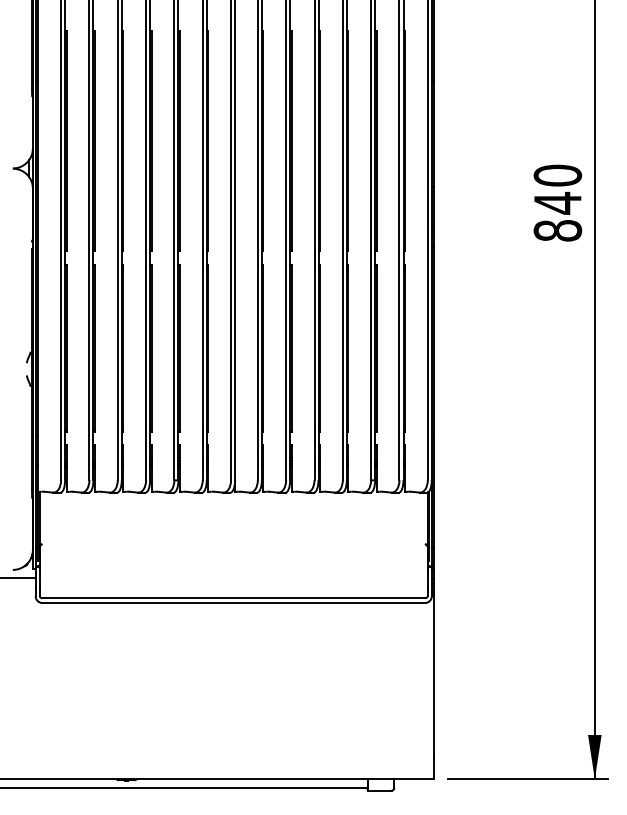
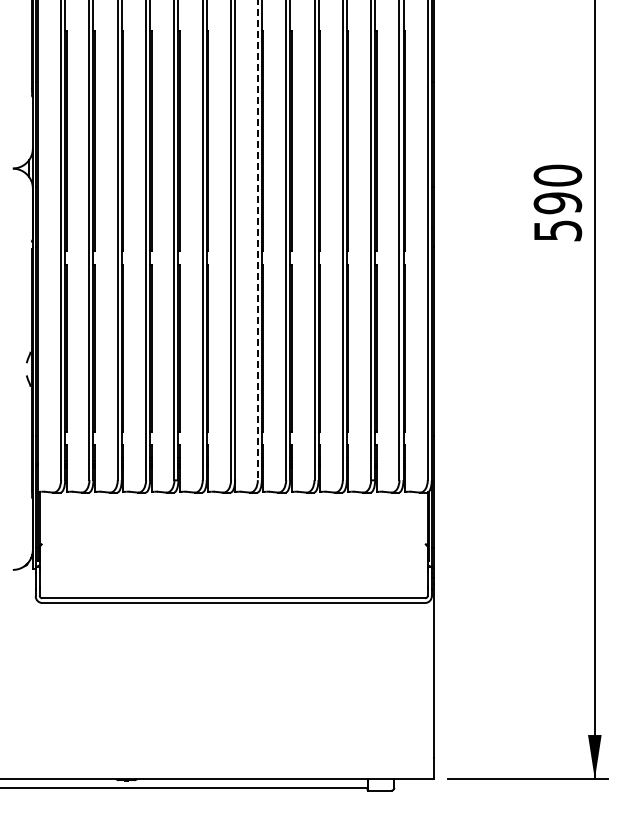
text: 840 -> 590 (557, 216)
line: solid -> dashed (257, 240)
line: present -> none (18, 578)
